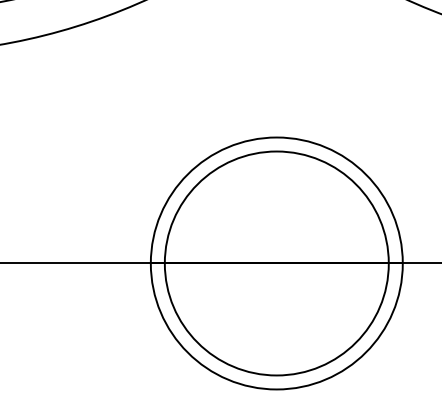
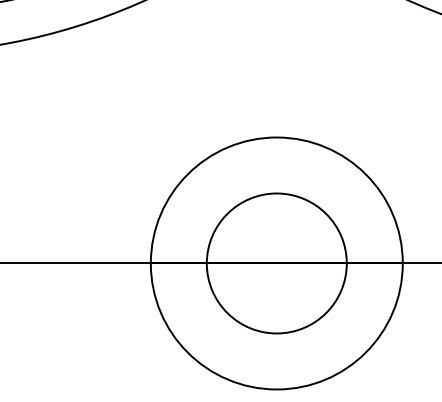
circle diameter: 224 px -> 140 px (276, 263)
